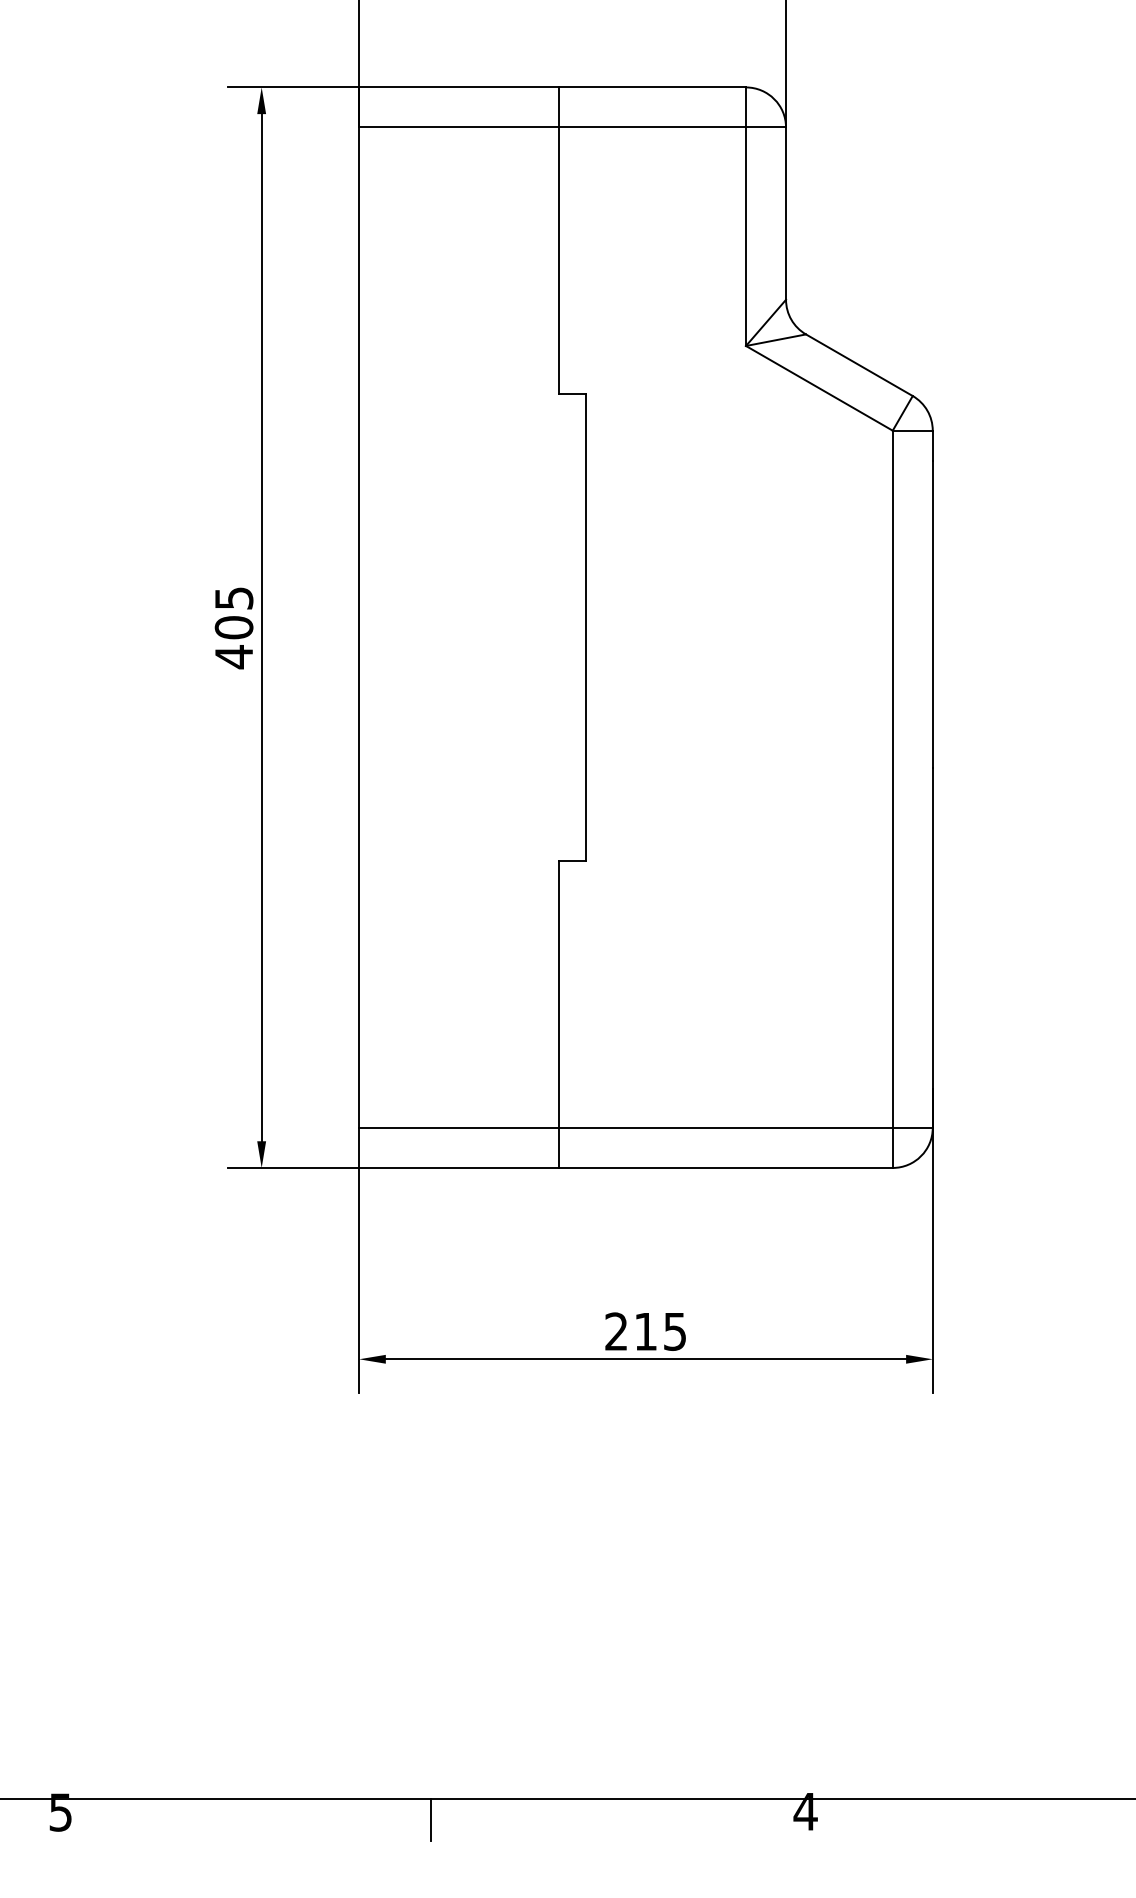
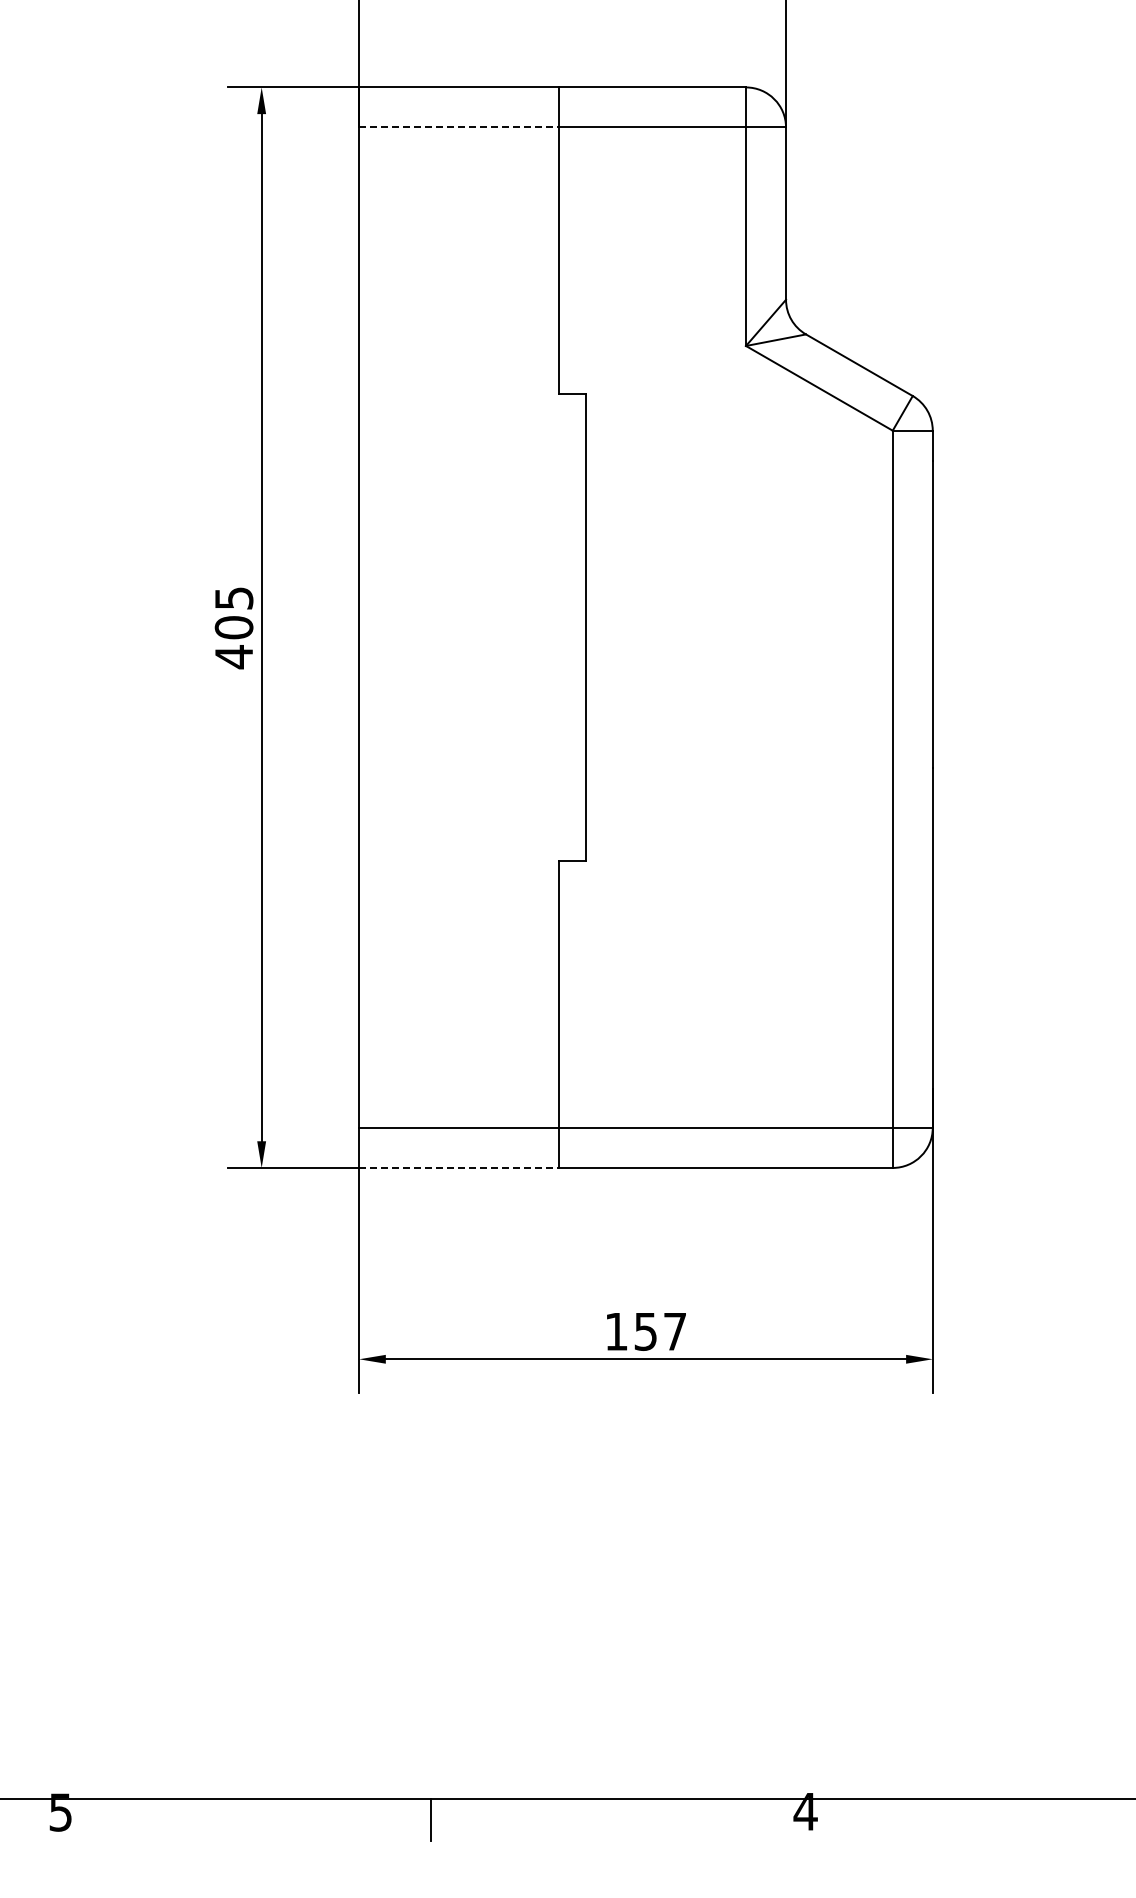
line: solid -> dashed (459, 127)
line: solid -> dashed (459, 1167)
text: 215 -> 157 (645, 1331)
